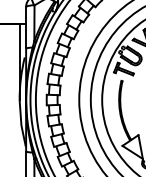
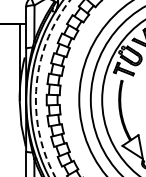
circle: solid -> dashed (52, 88)
